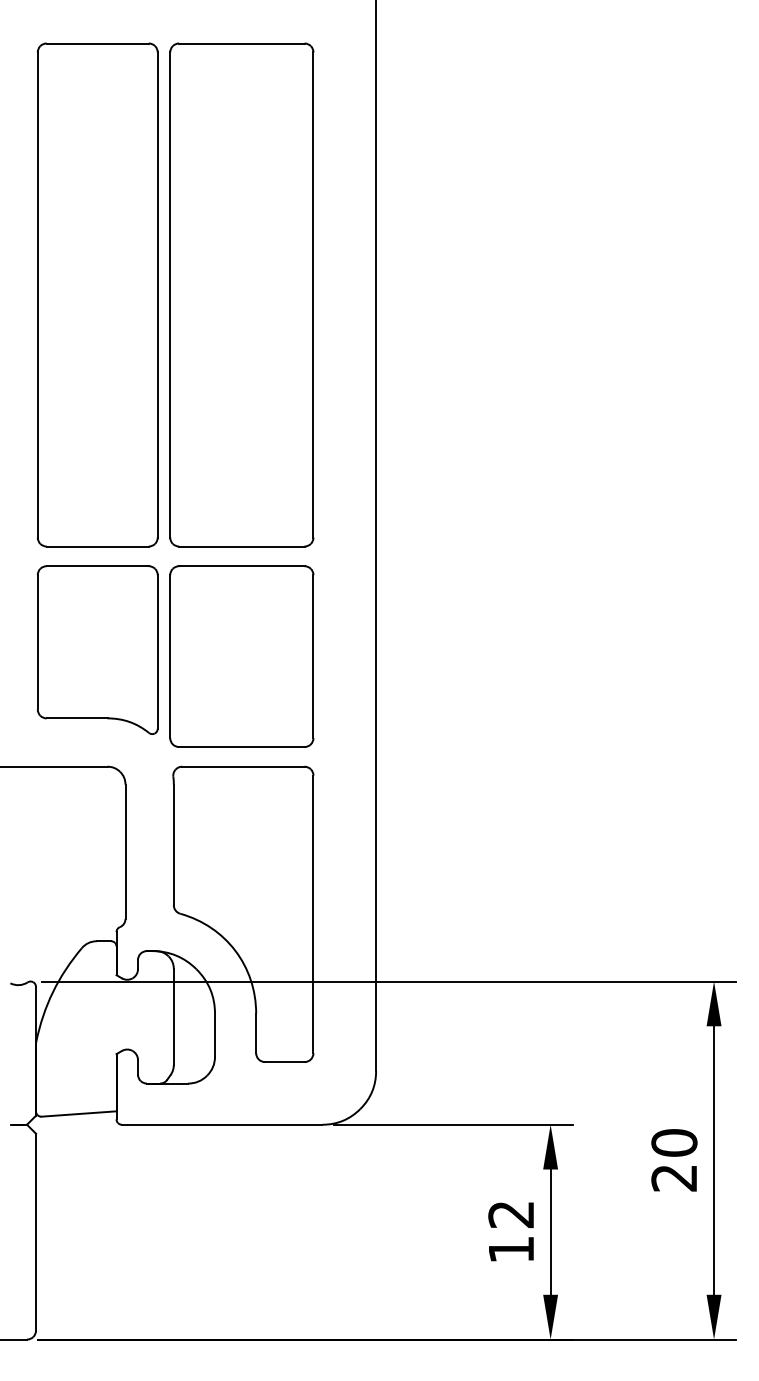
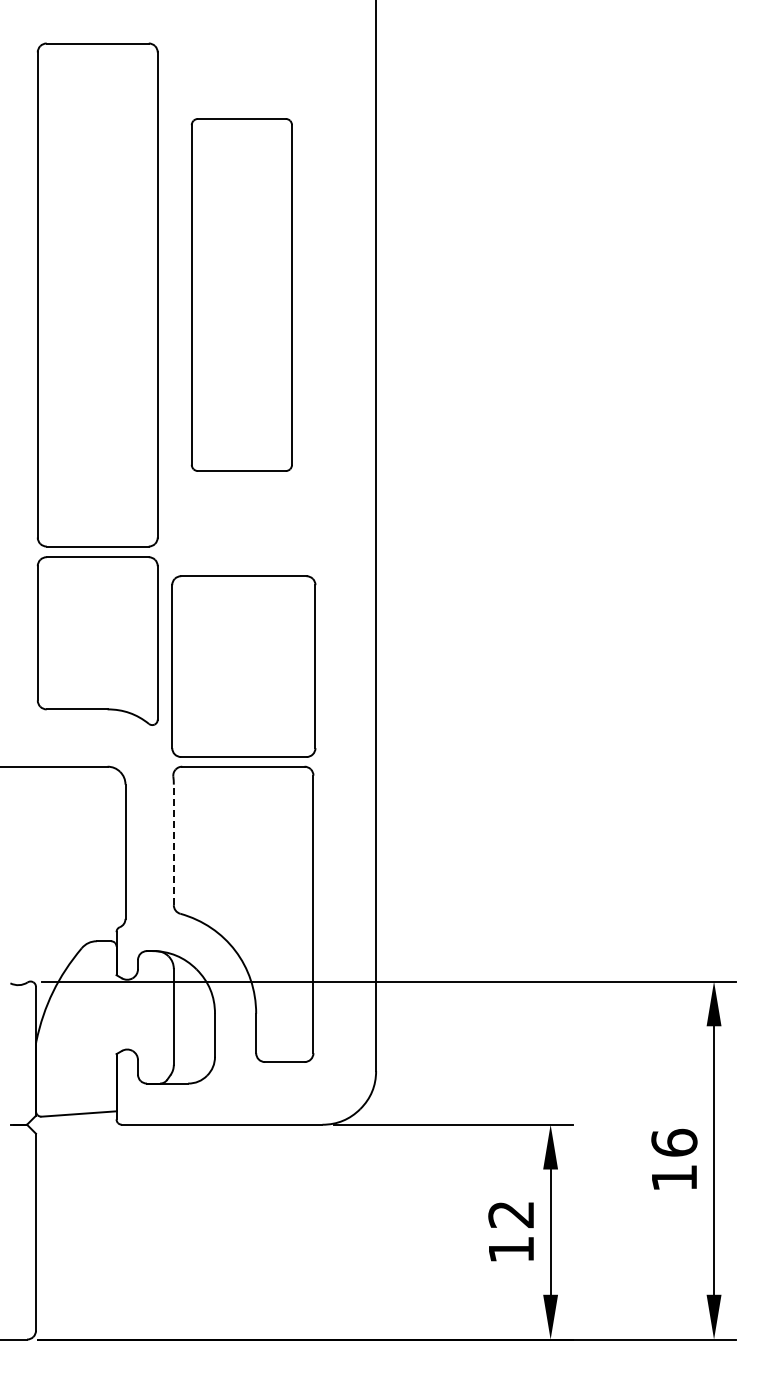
part size: 146x506 px -> 103x354 px (241, 294)
part position: (97, 649) -> (97, 640) (97, 640)
part position: (241, 656) -> (243, 666) (243, 666)
line: solid -> dashed (173, 844)
text: 20 -> 16 (674, 1159)
